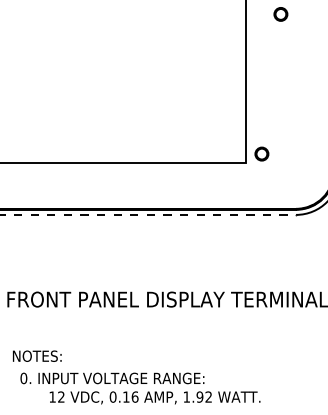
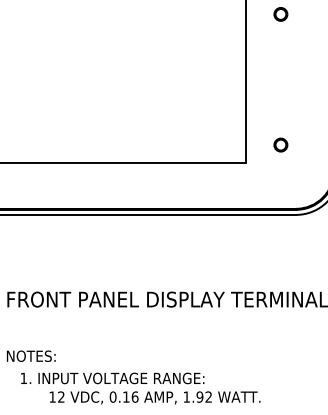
circle position: (261, 153) -> (280, 144) (280, 144)
line: dashed -> solid (148, 214)
text position: (37, 355) -> (31, 355) (31, 355)
text: 0. -> 1. (23, 378)
